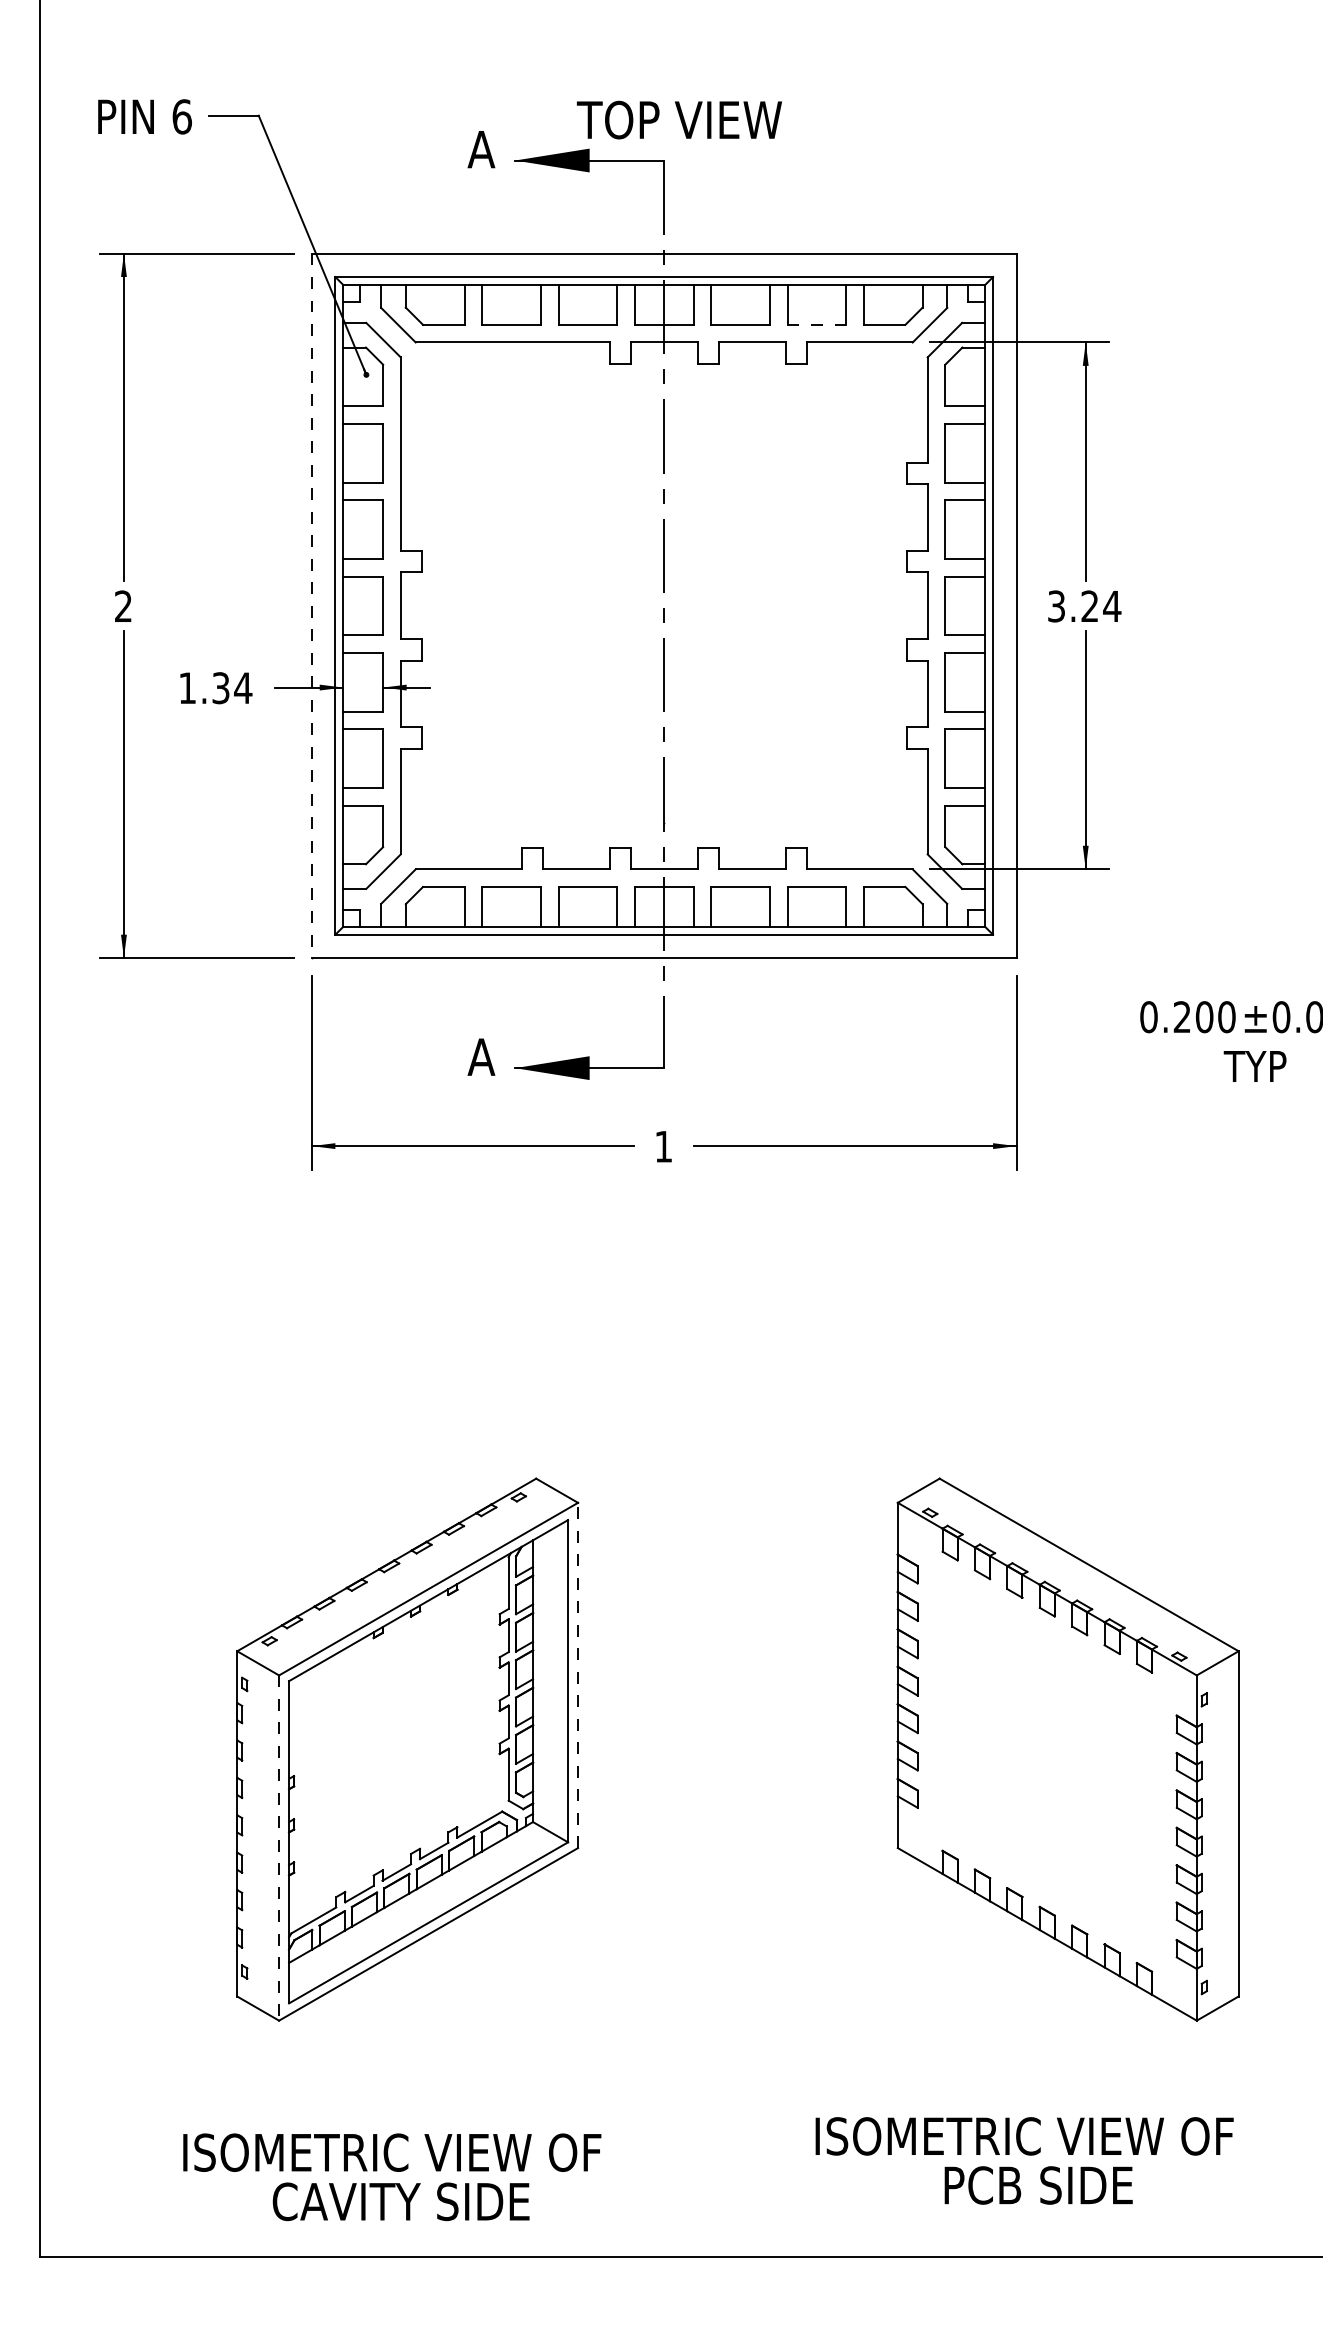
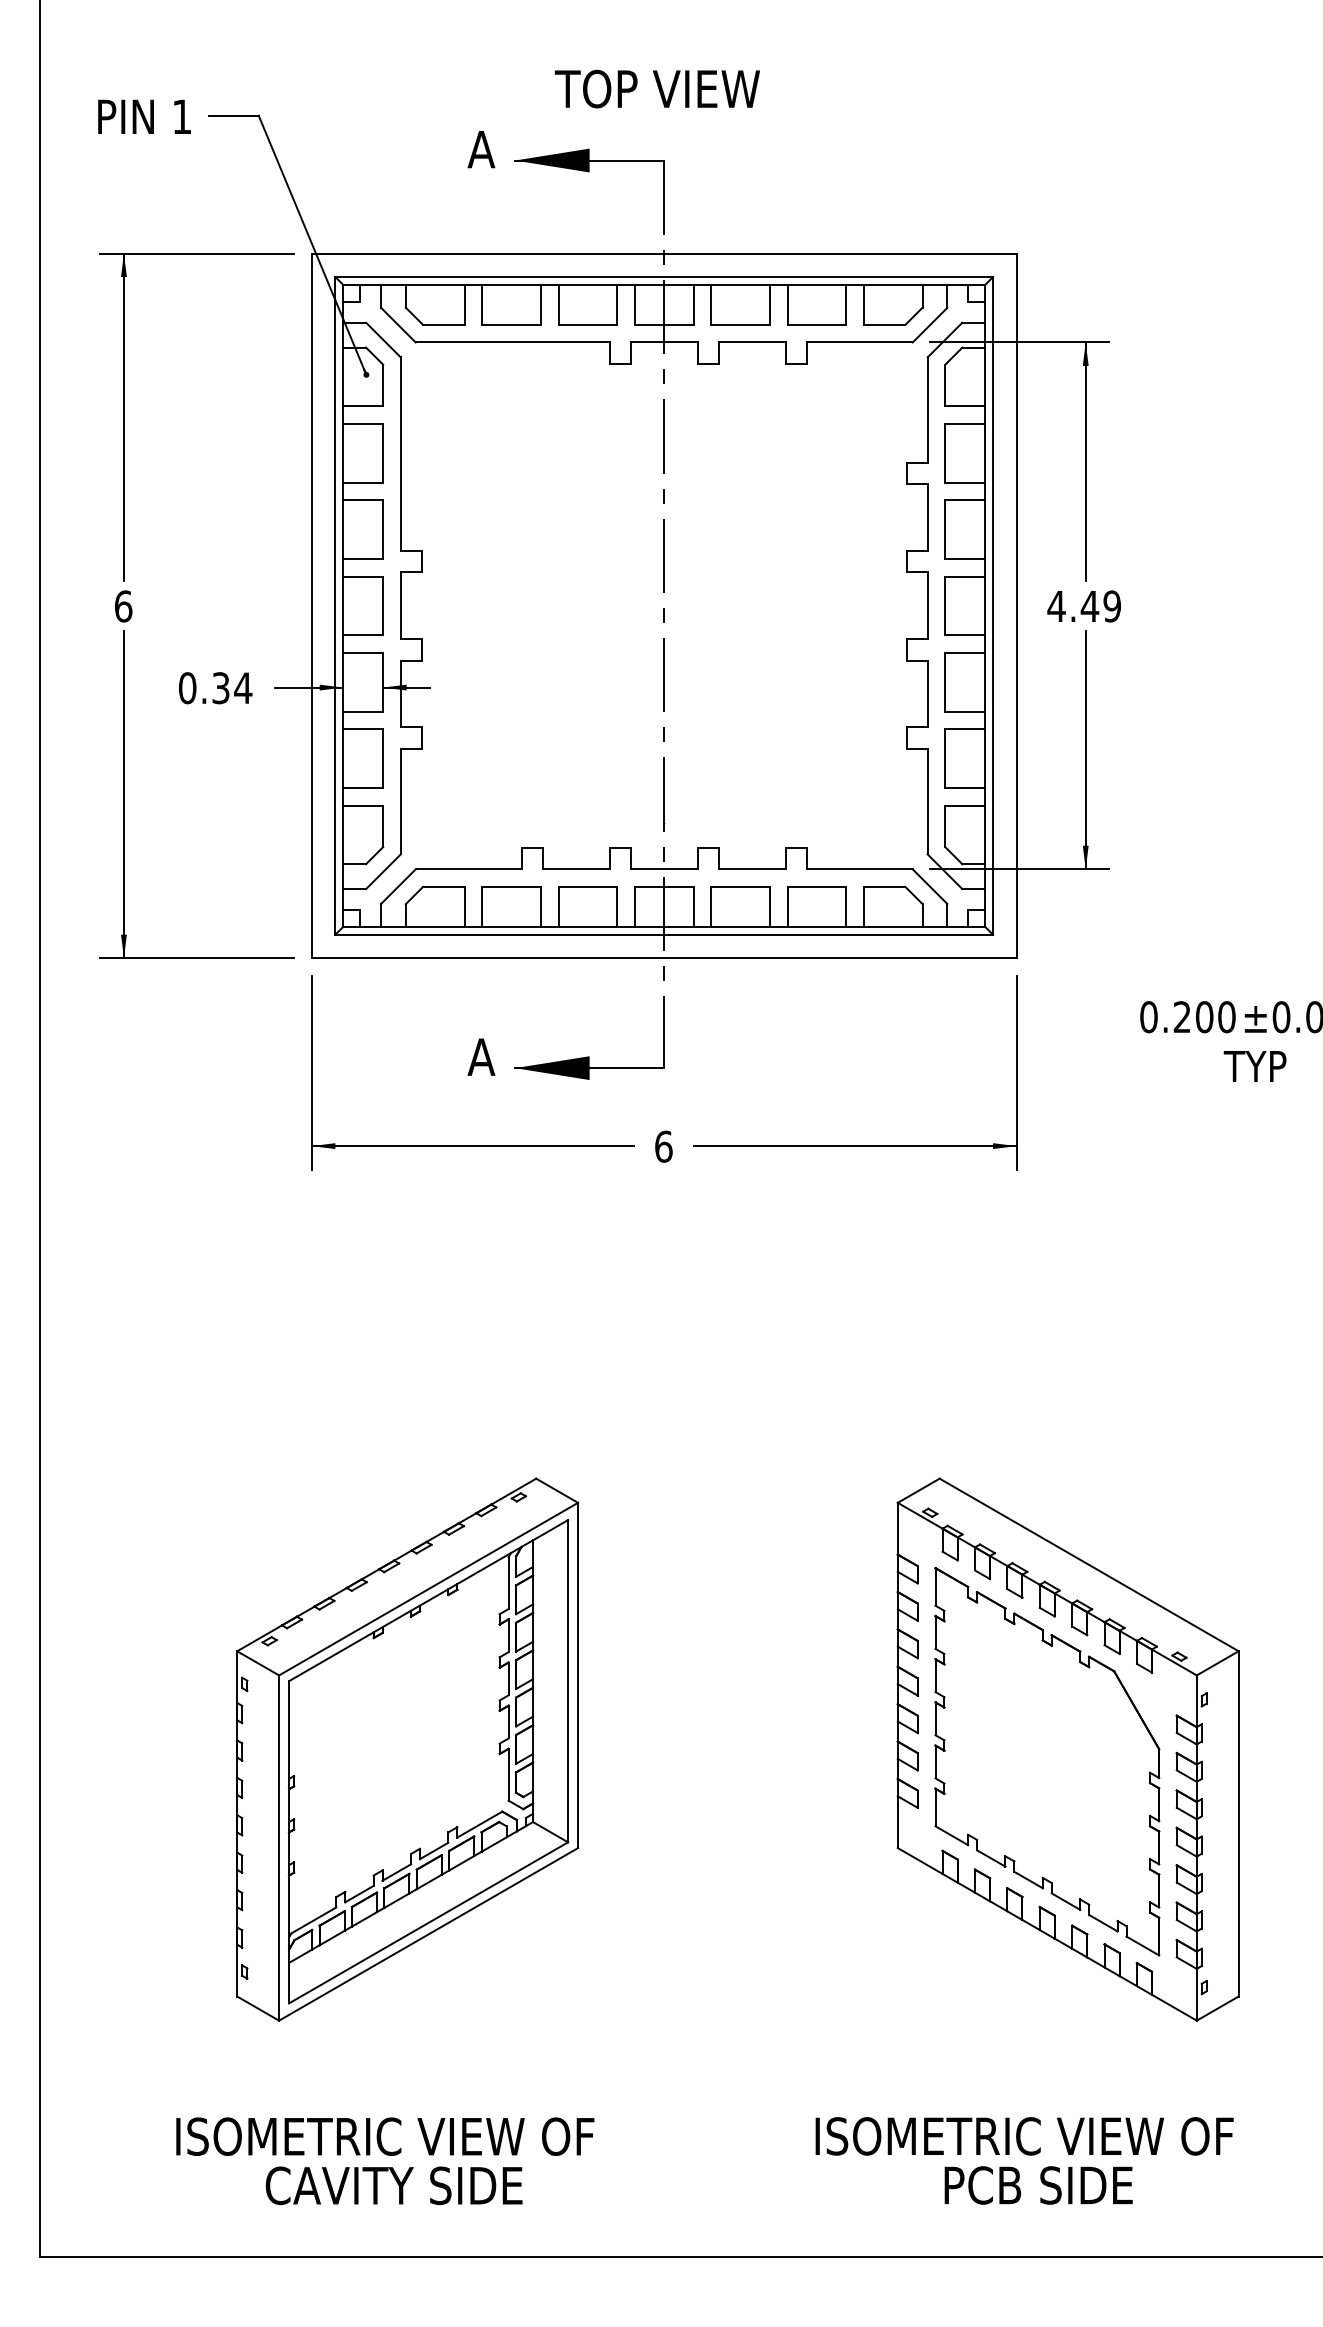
text: 6 -> 1 (181, 116)
text position: (679, 119) -> (657, 88) (657, 88)
line: dashed -> solid (817, 324)
text: 2 -> 6 (123, 606)
line: dashed -> solid (311, 606)
text: 3.24 -> 4.49 (1084, 606)
text: 1.34 -> 0.34 (187, 688)
text: 1 -> 6 (663, 1146)
line: dashed -> solid (578, 1675)
part: none -> present (1047, 1761)
line: dashed -> solid (279, 1848)
text position: (392, 2177) -> (385, 2161) (385, 2161)
